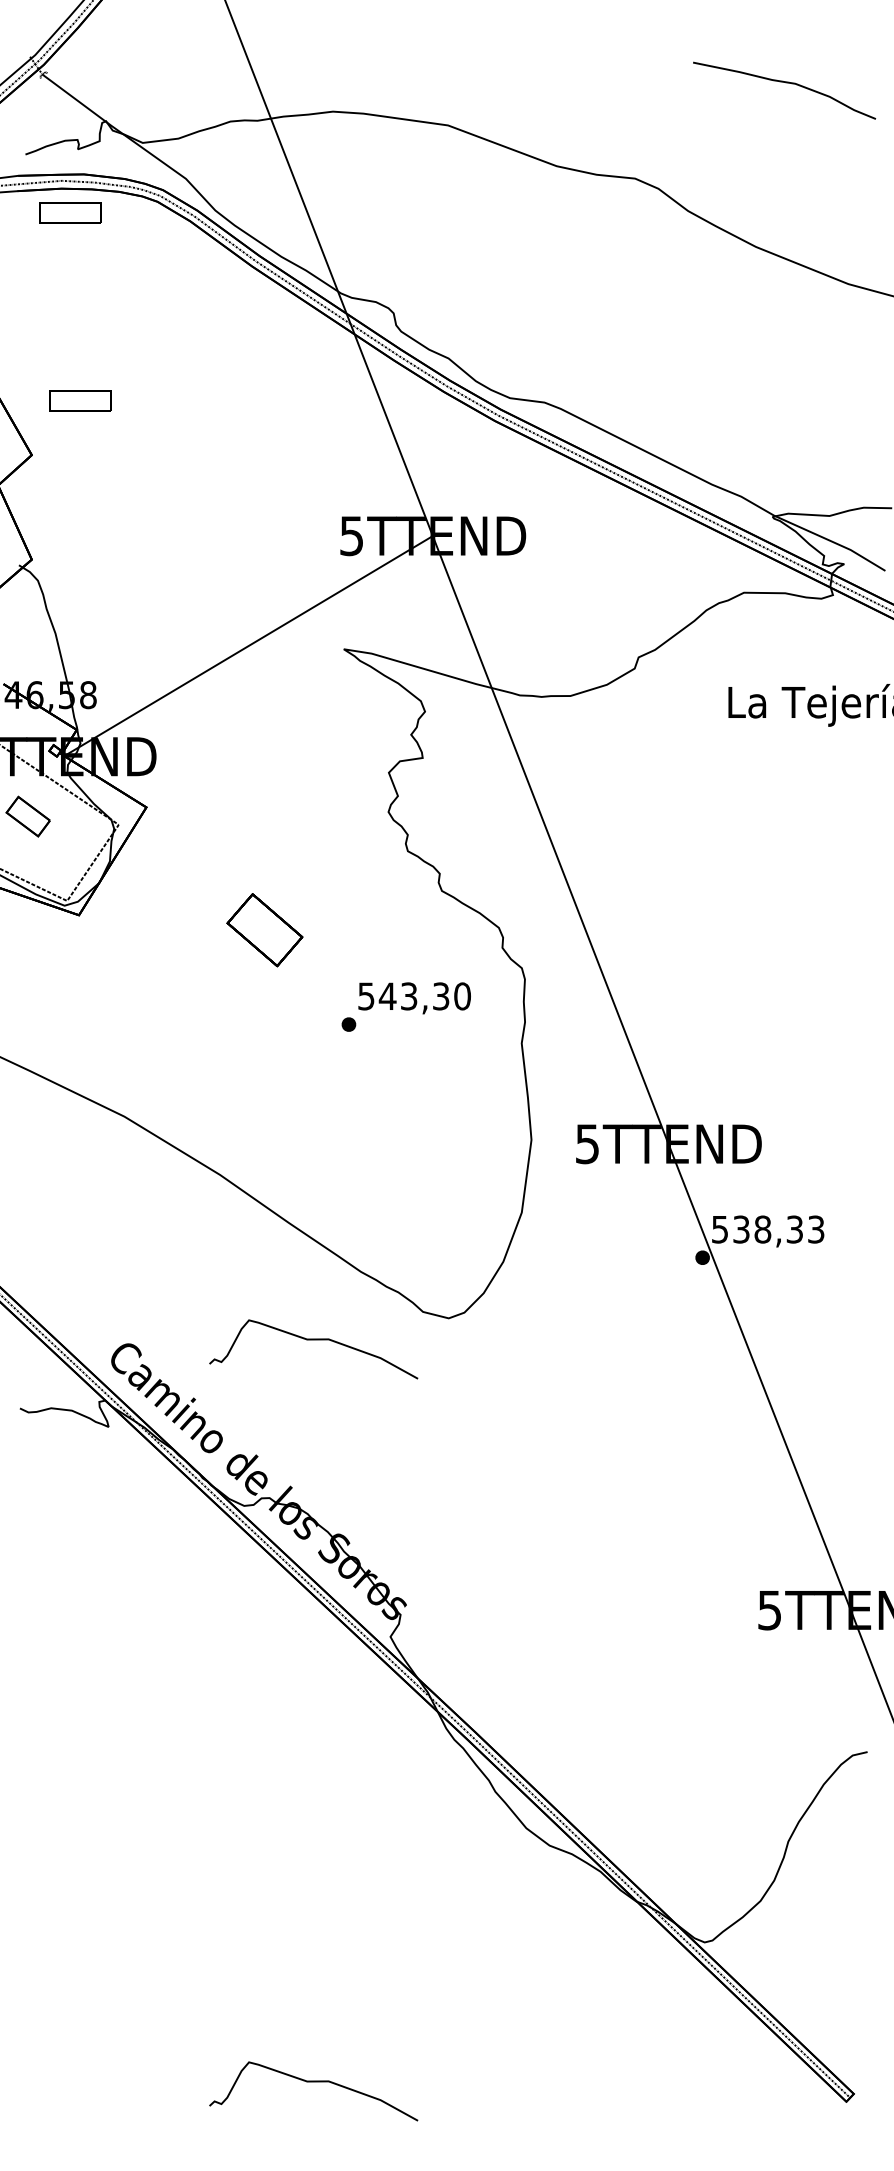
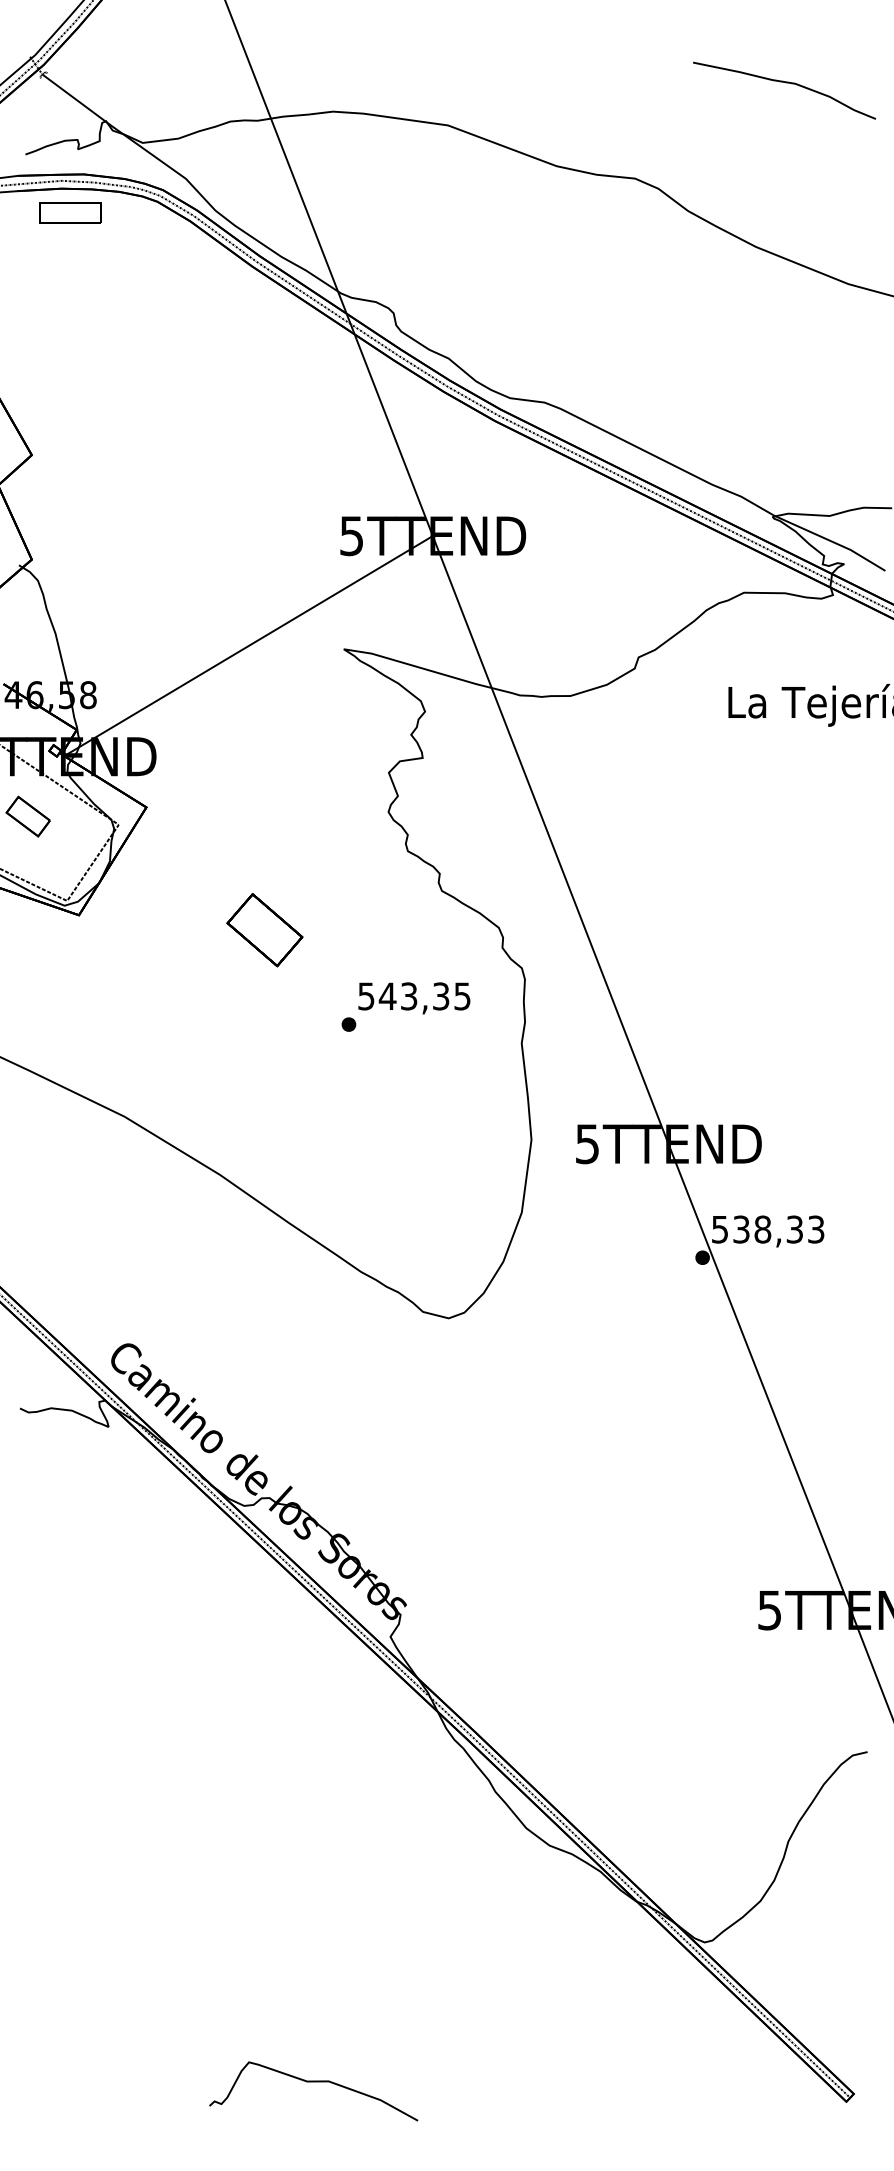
part: present -> none (80, 400)
text: 543,30 -> 543,35 (462, 996)
curve: present -> none (313, 1340)
